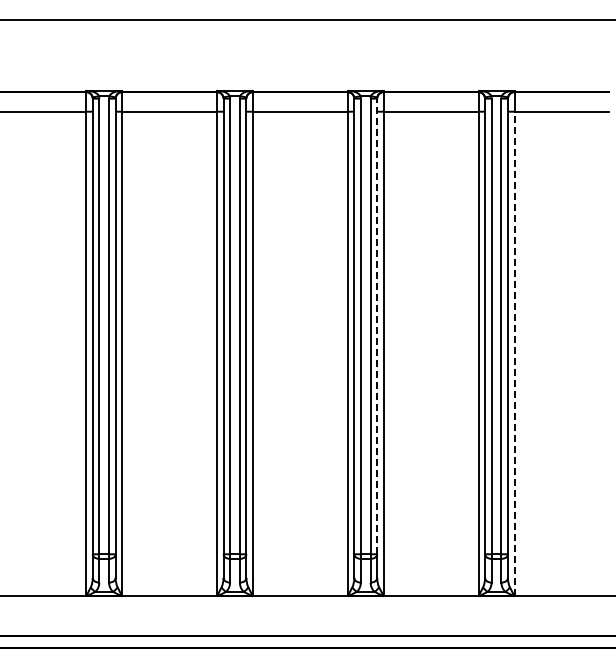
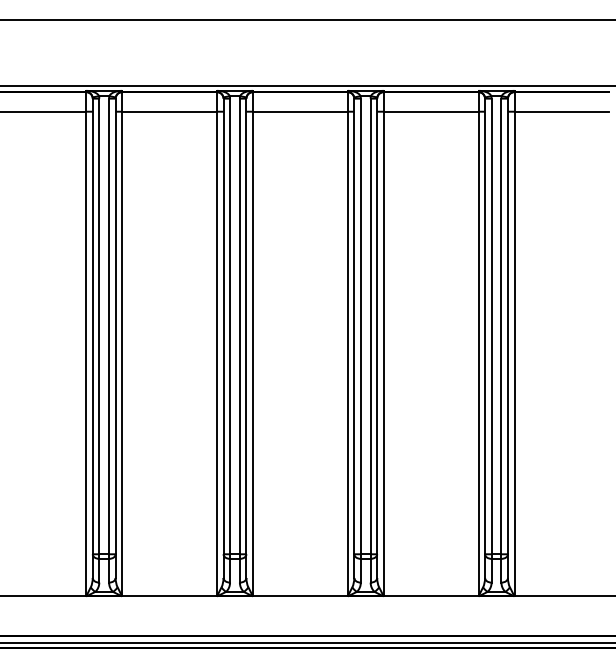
line: none -> present (307, 85)
line: dashed -> solid (377, 326)
line: dashed -> solid (514, 353)
line: none -> present (307, 642)
